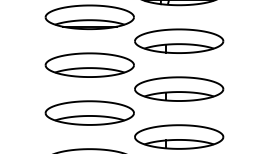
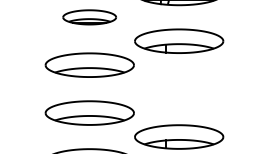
part size: 91x27 px -> 55x17 px (89, 17)
part: present -> none (179, 88)
